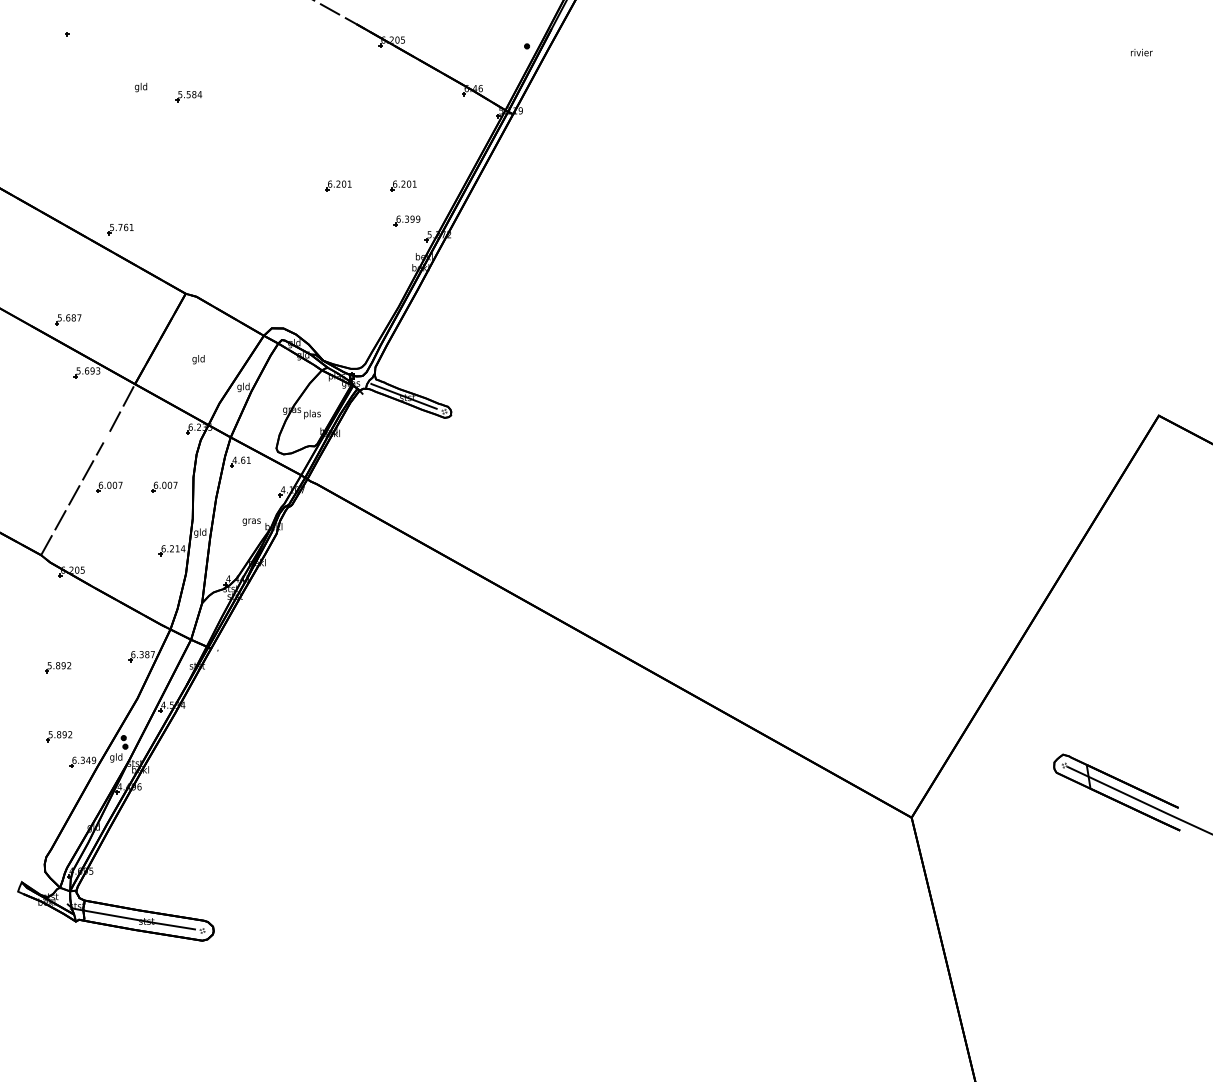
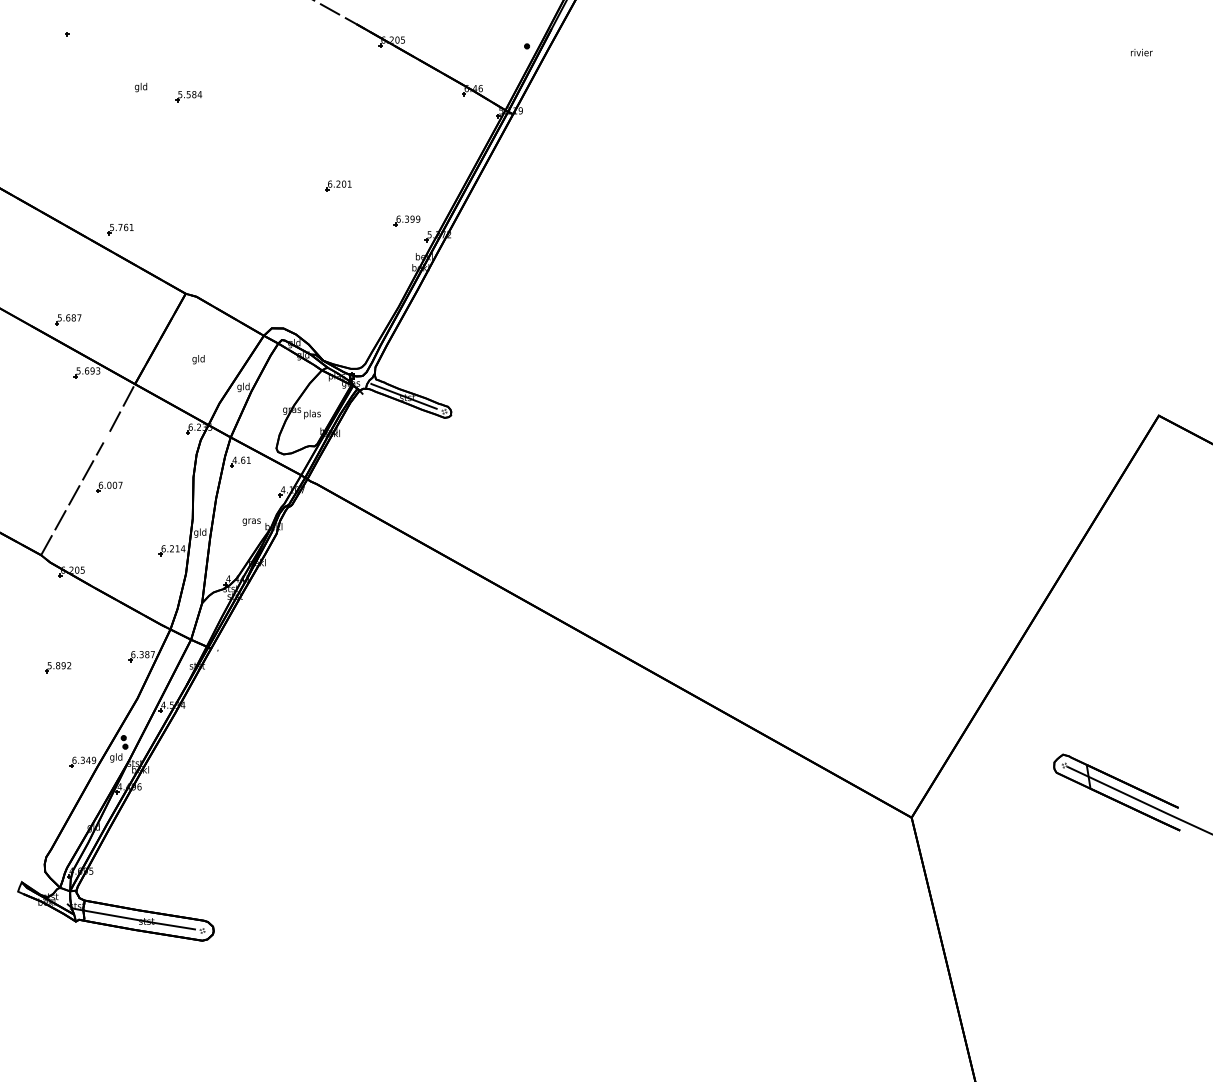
part: present -> none (403, 185)
part: present -> none (164, 486)
part: present -> none (59, 736)
